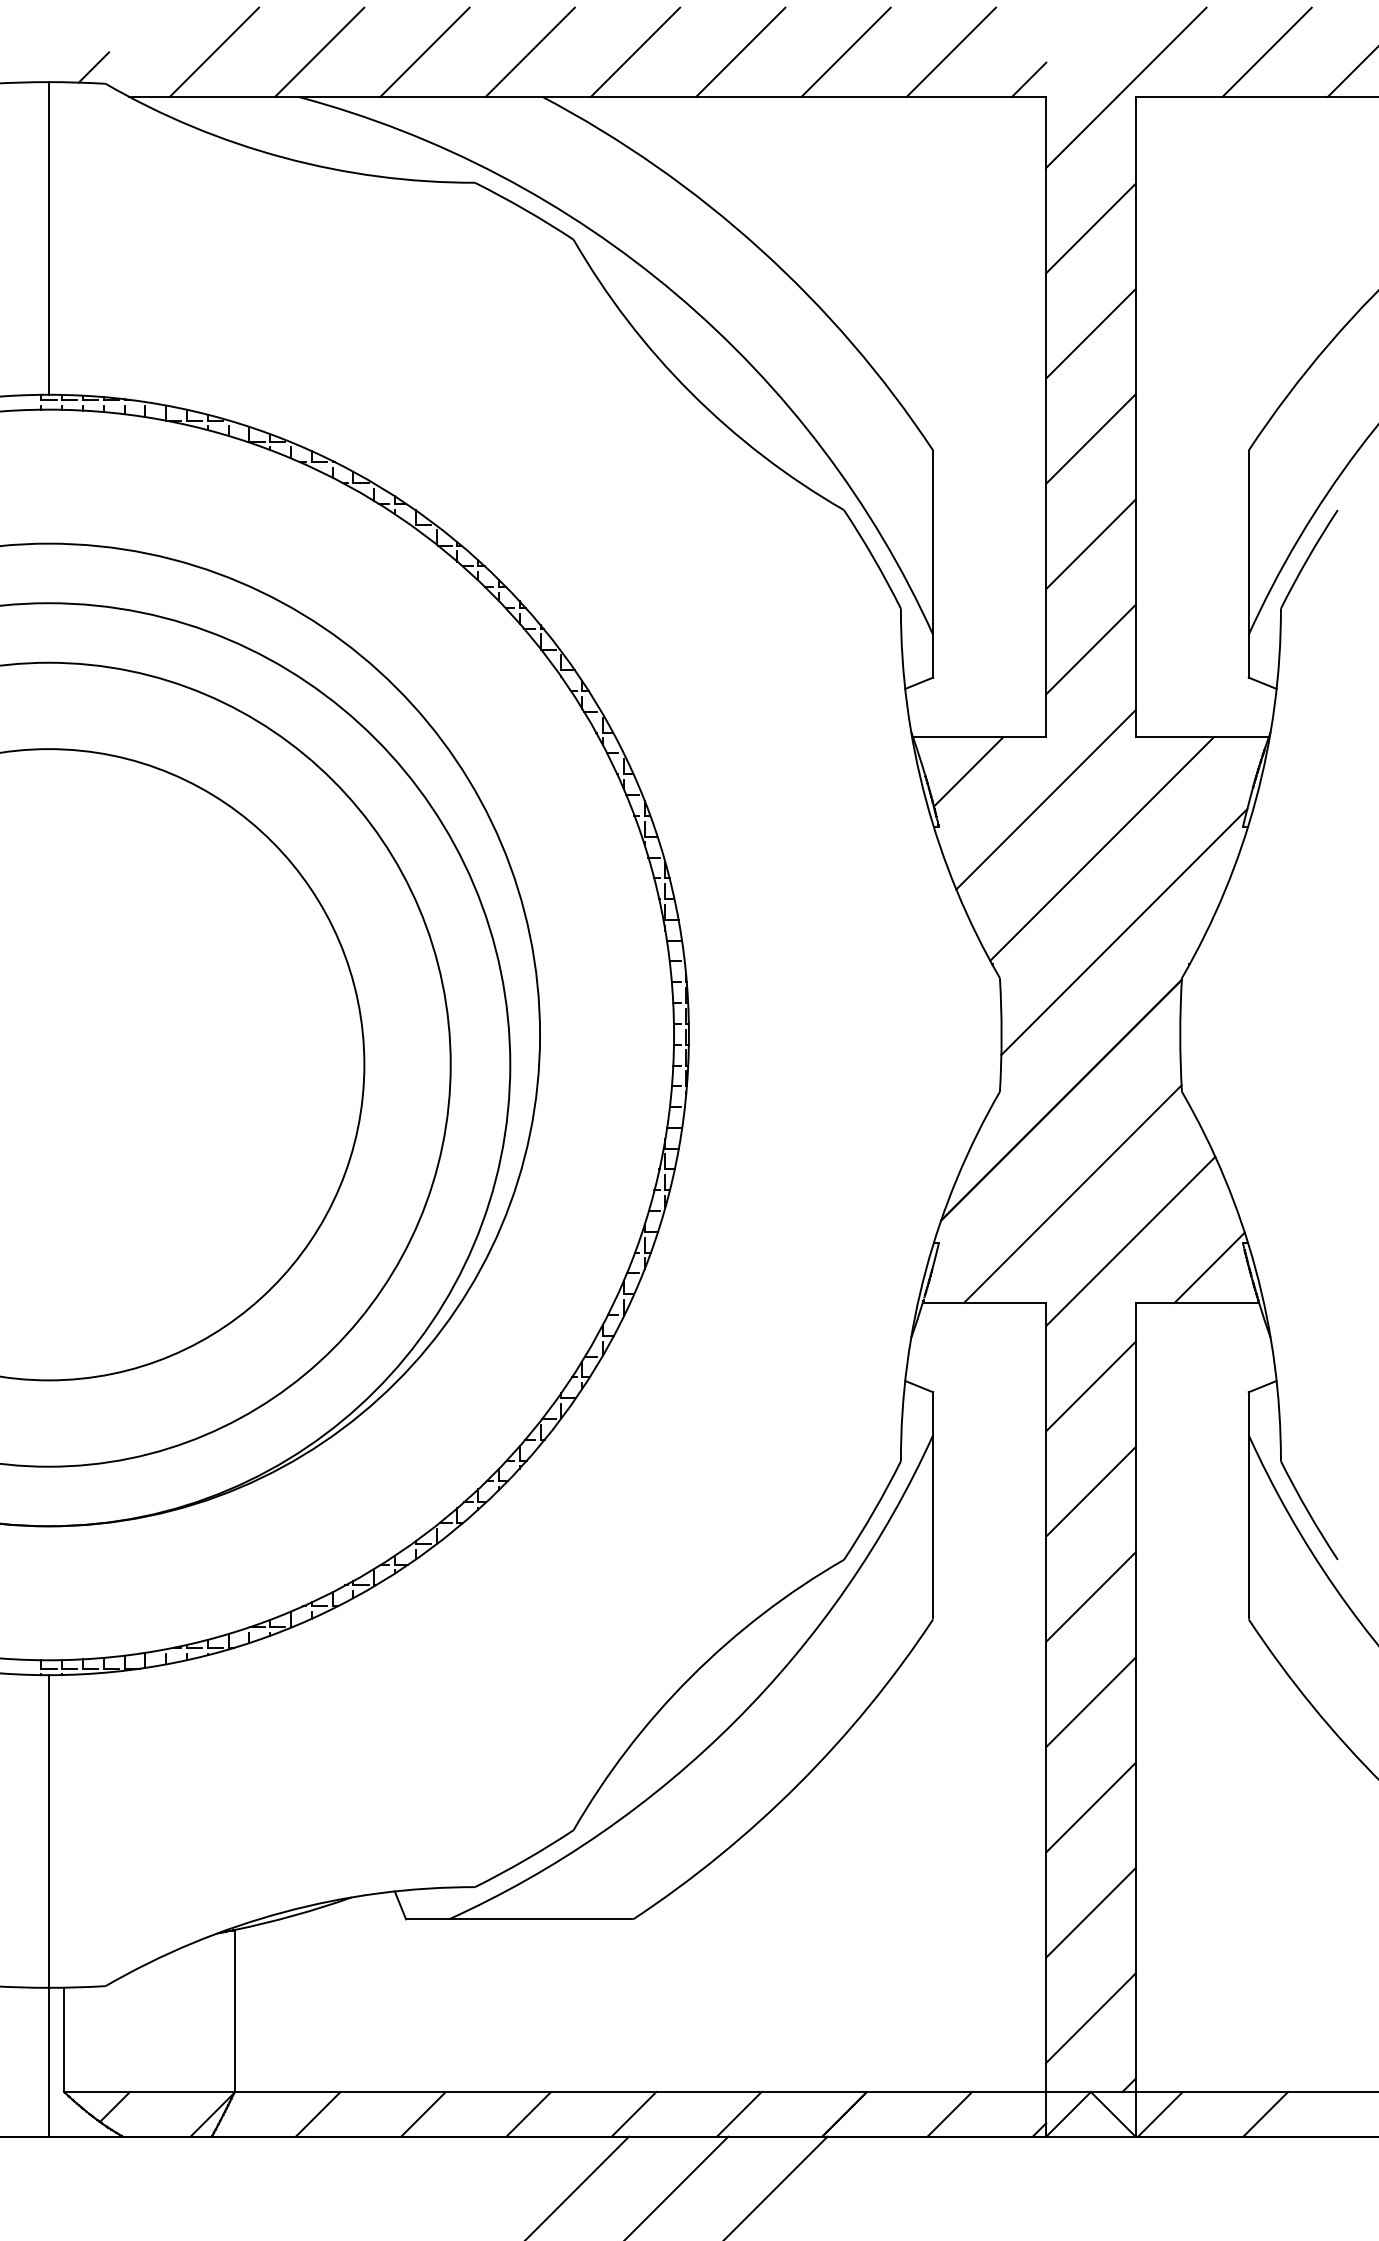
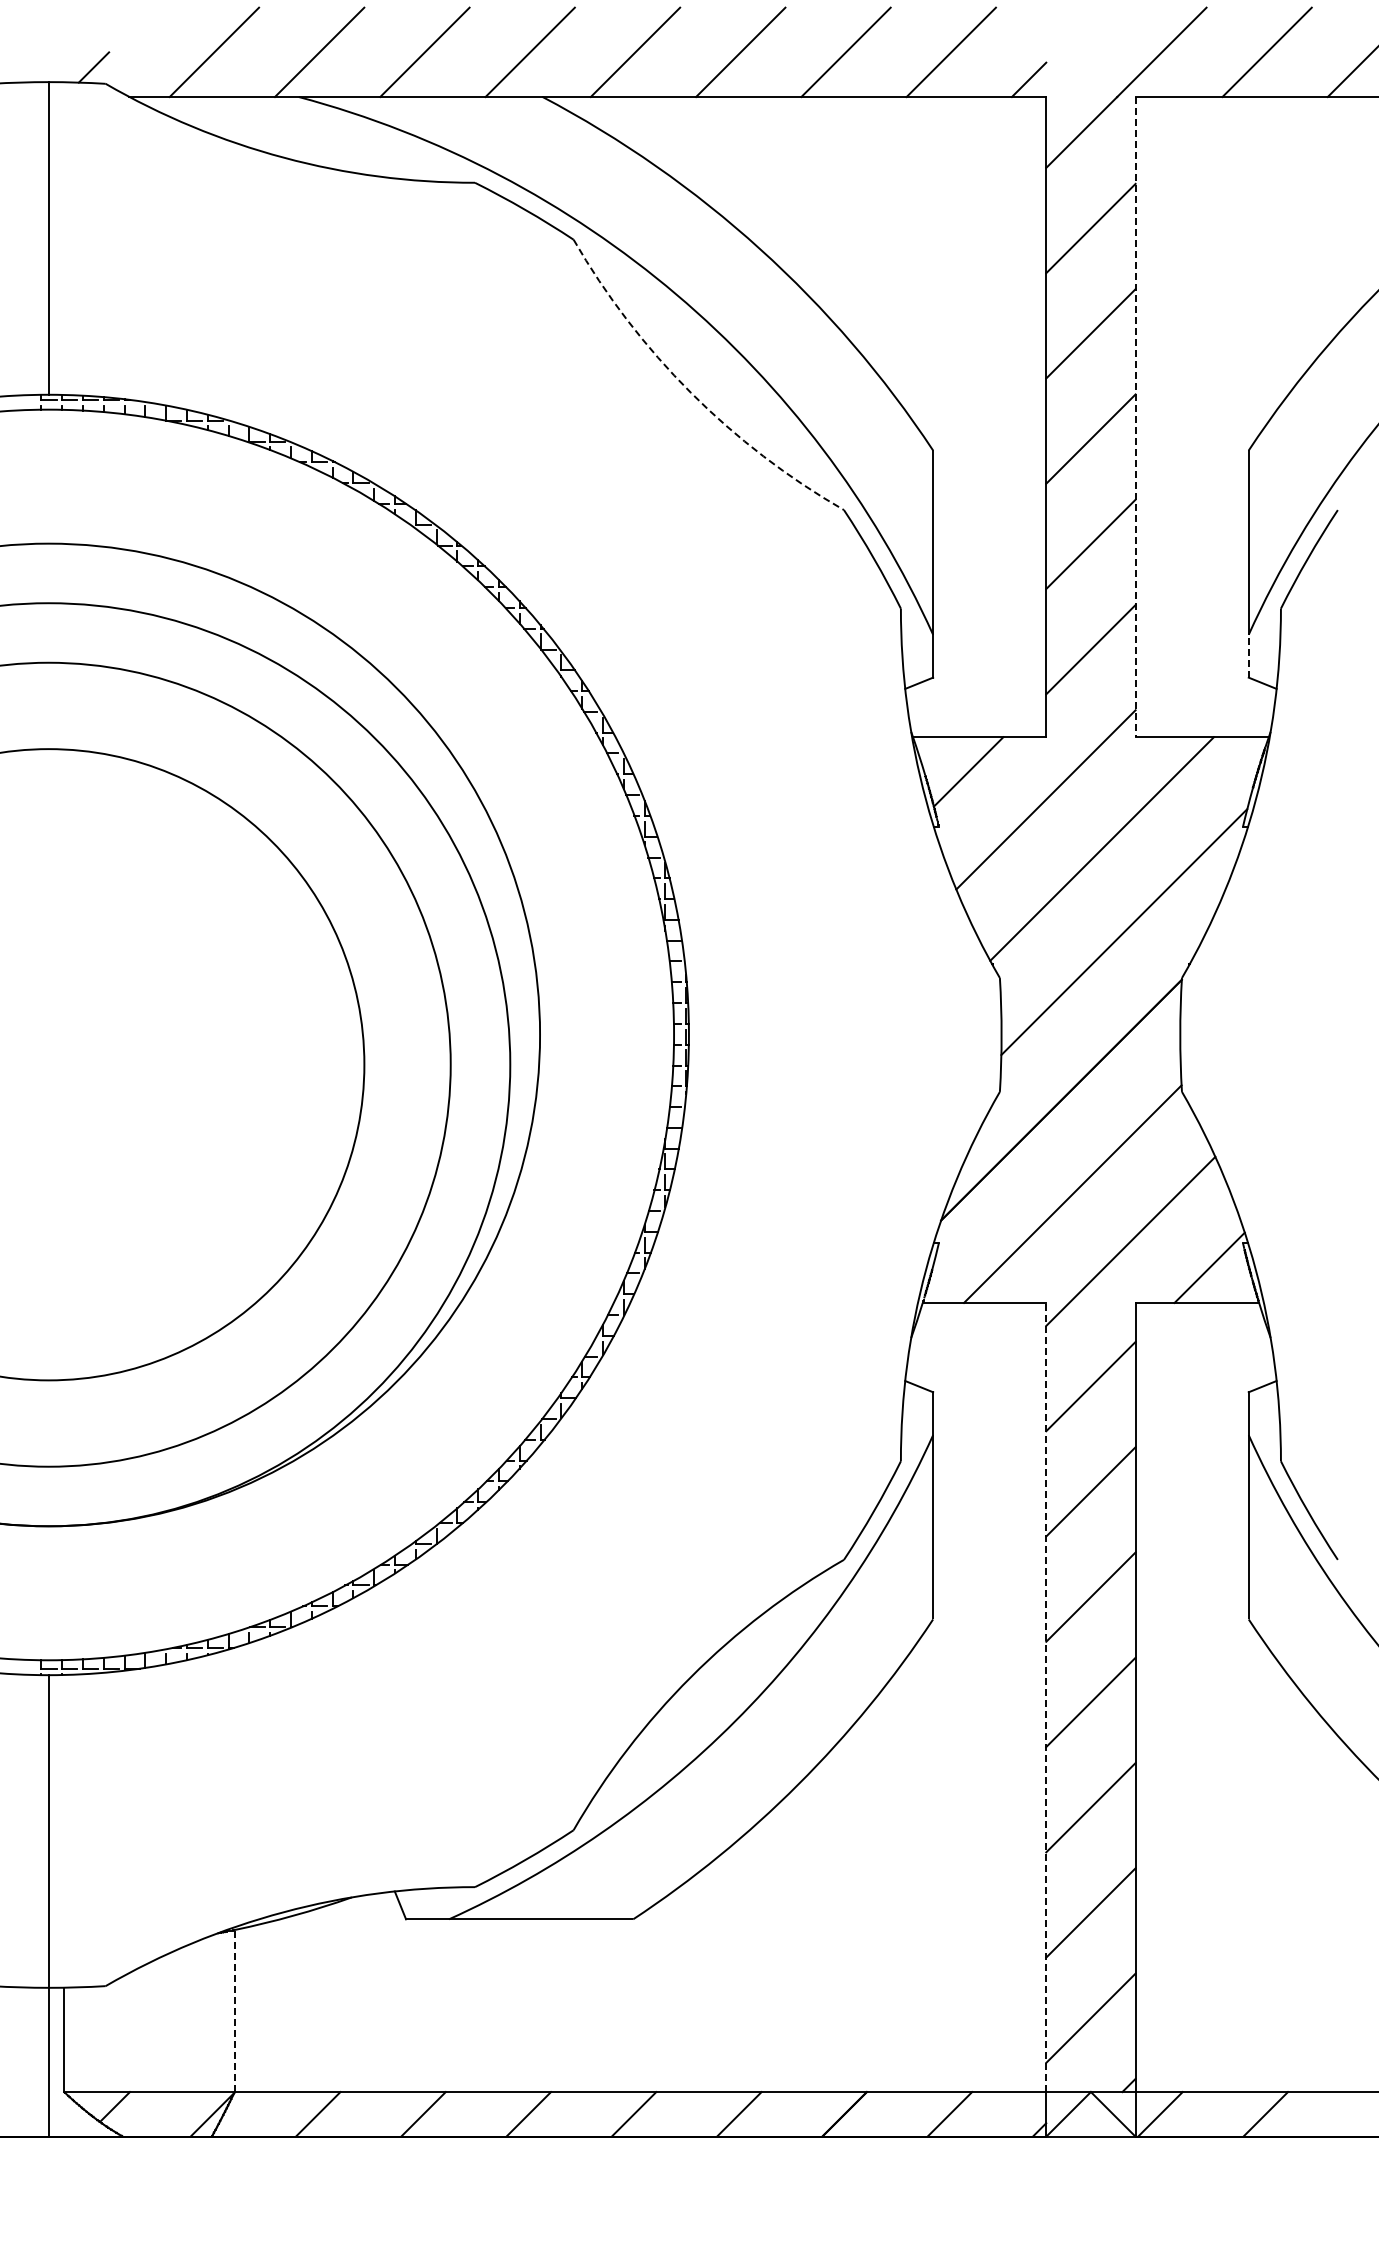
arc: solid -> dashed (690, 392)
line: solid -> dashed (1135, 417)
line: solid -> dashed (1248, 655)
line: solid -> dashed (1046, 1697)
line: solid -> dashed (234, 2010)
line: present -> none (578, 2186)
line: present -> none (677, 2186)
line: present -> none (776, 2186)
